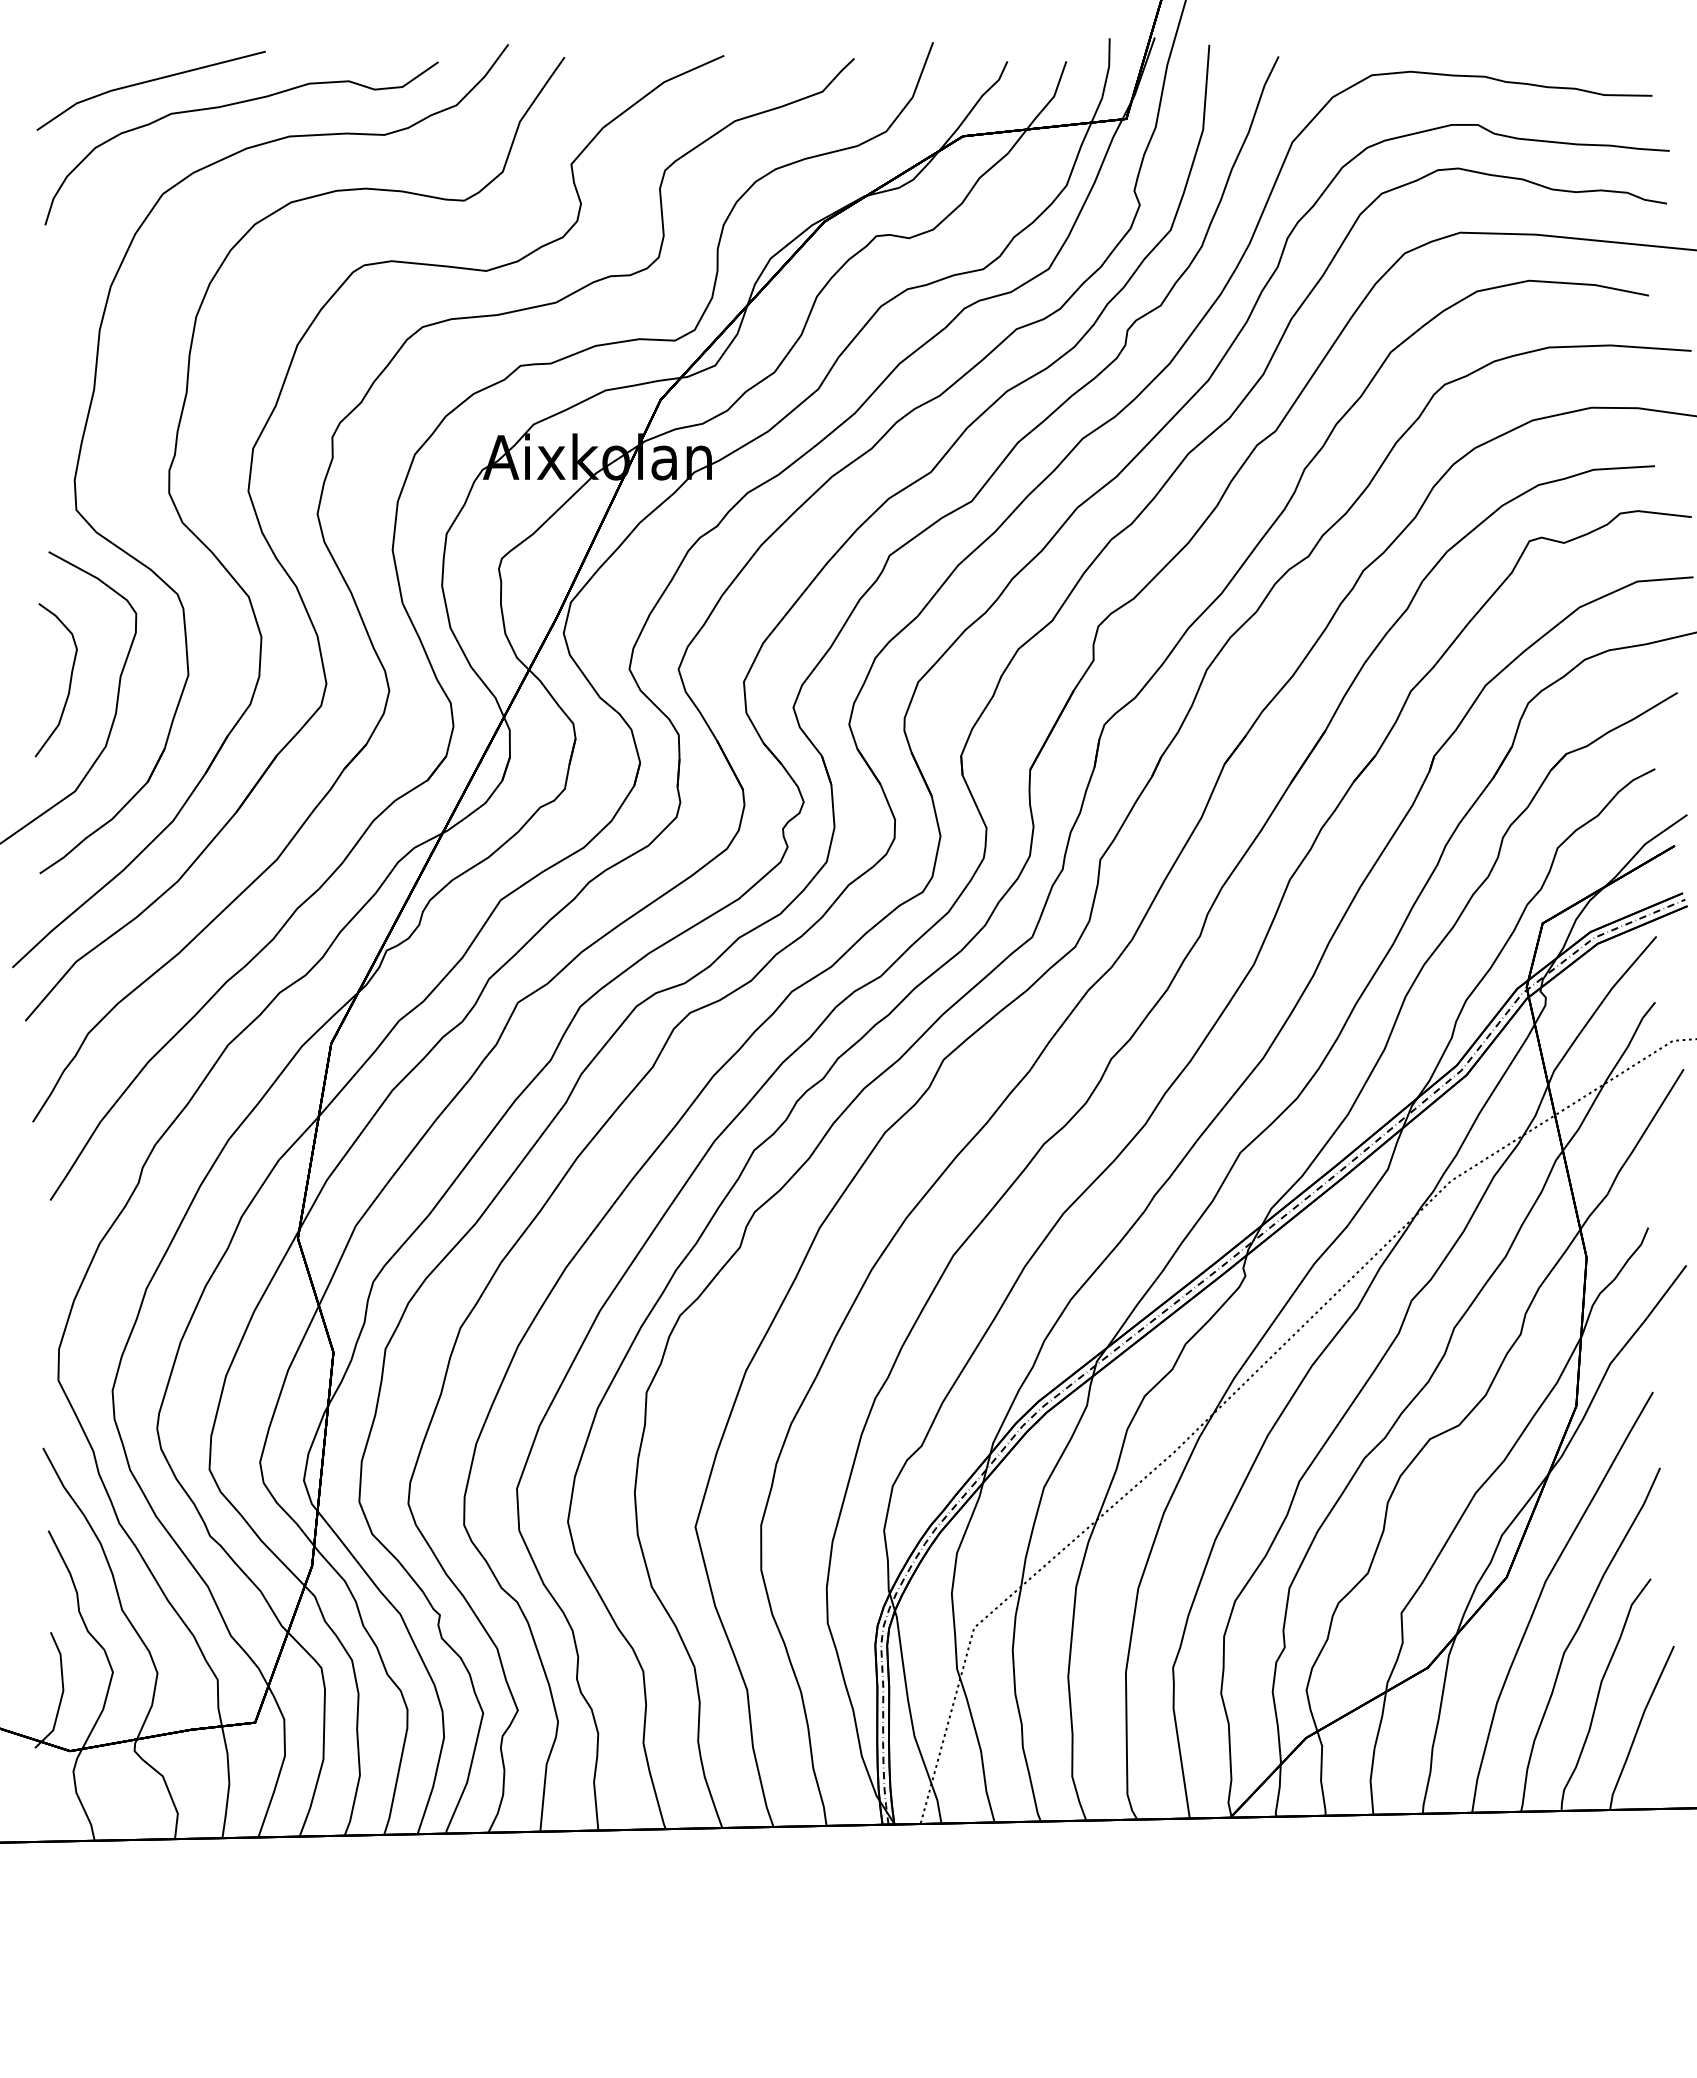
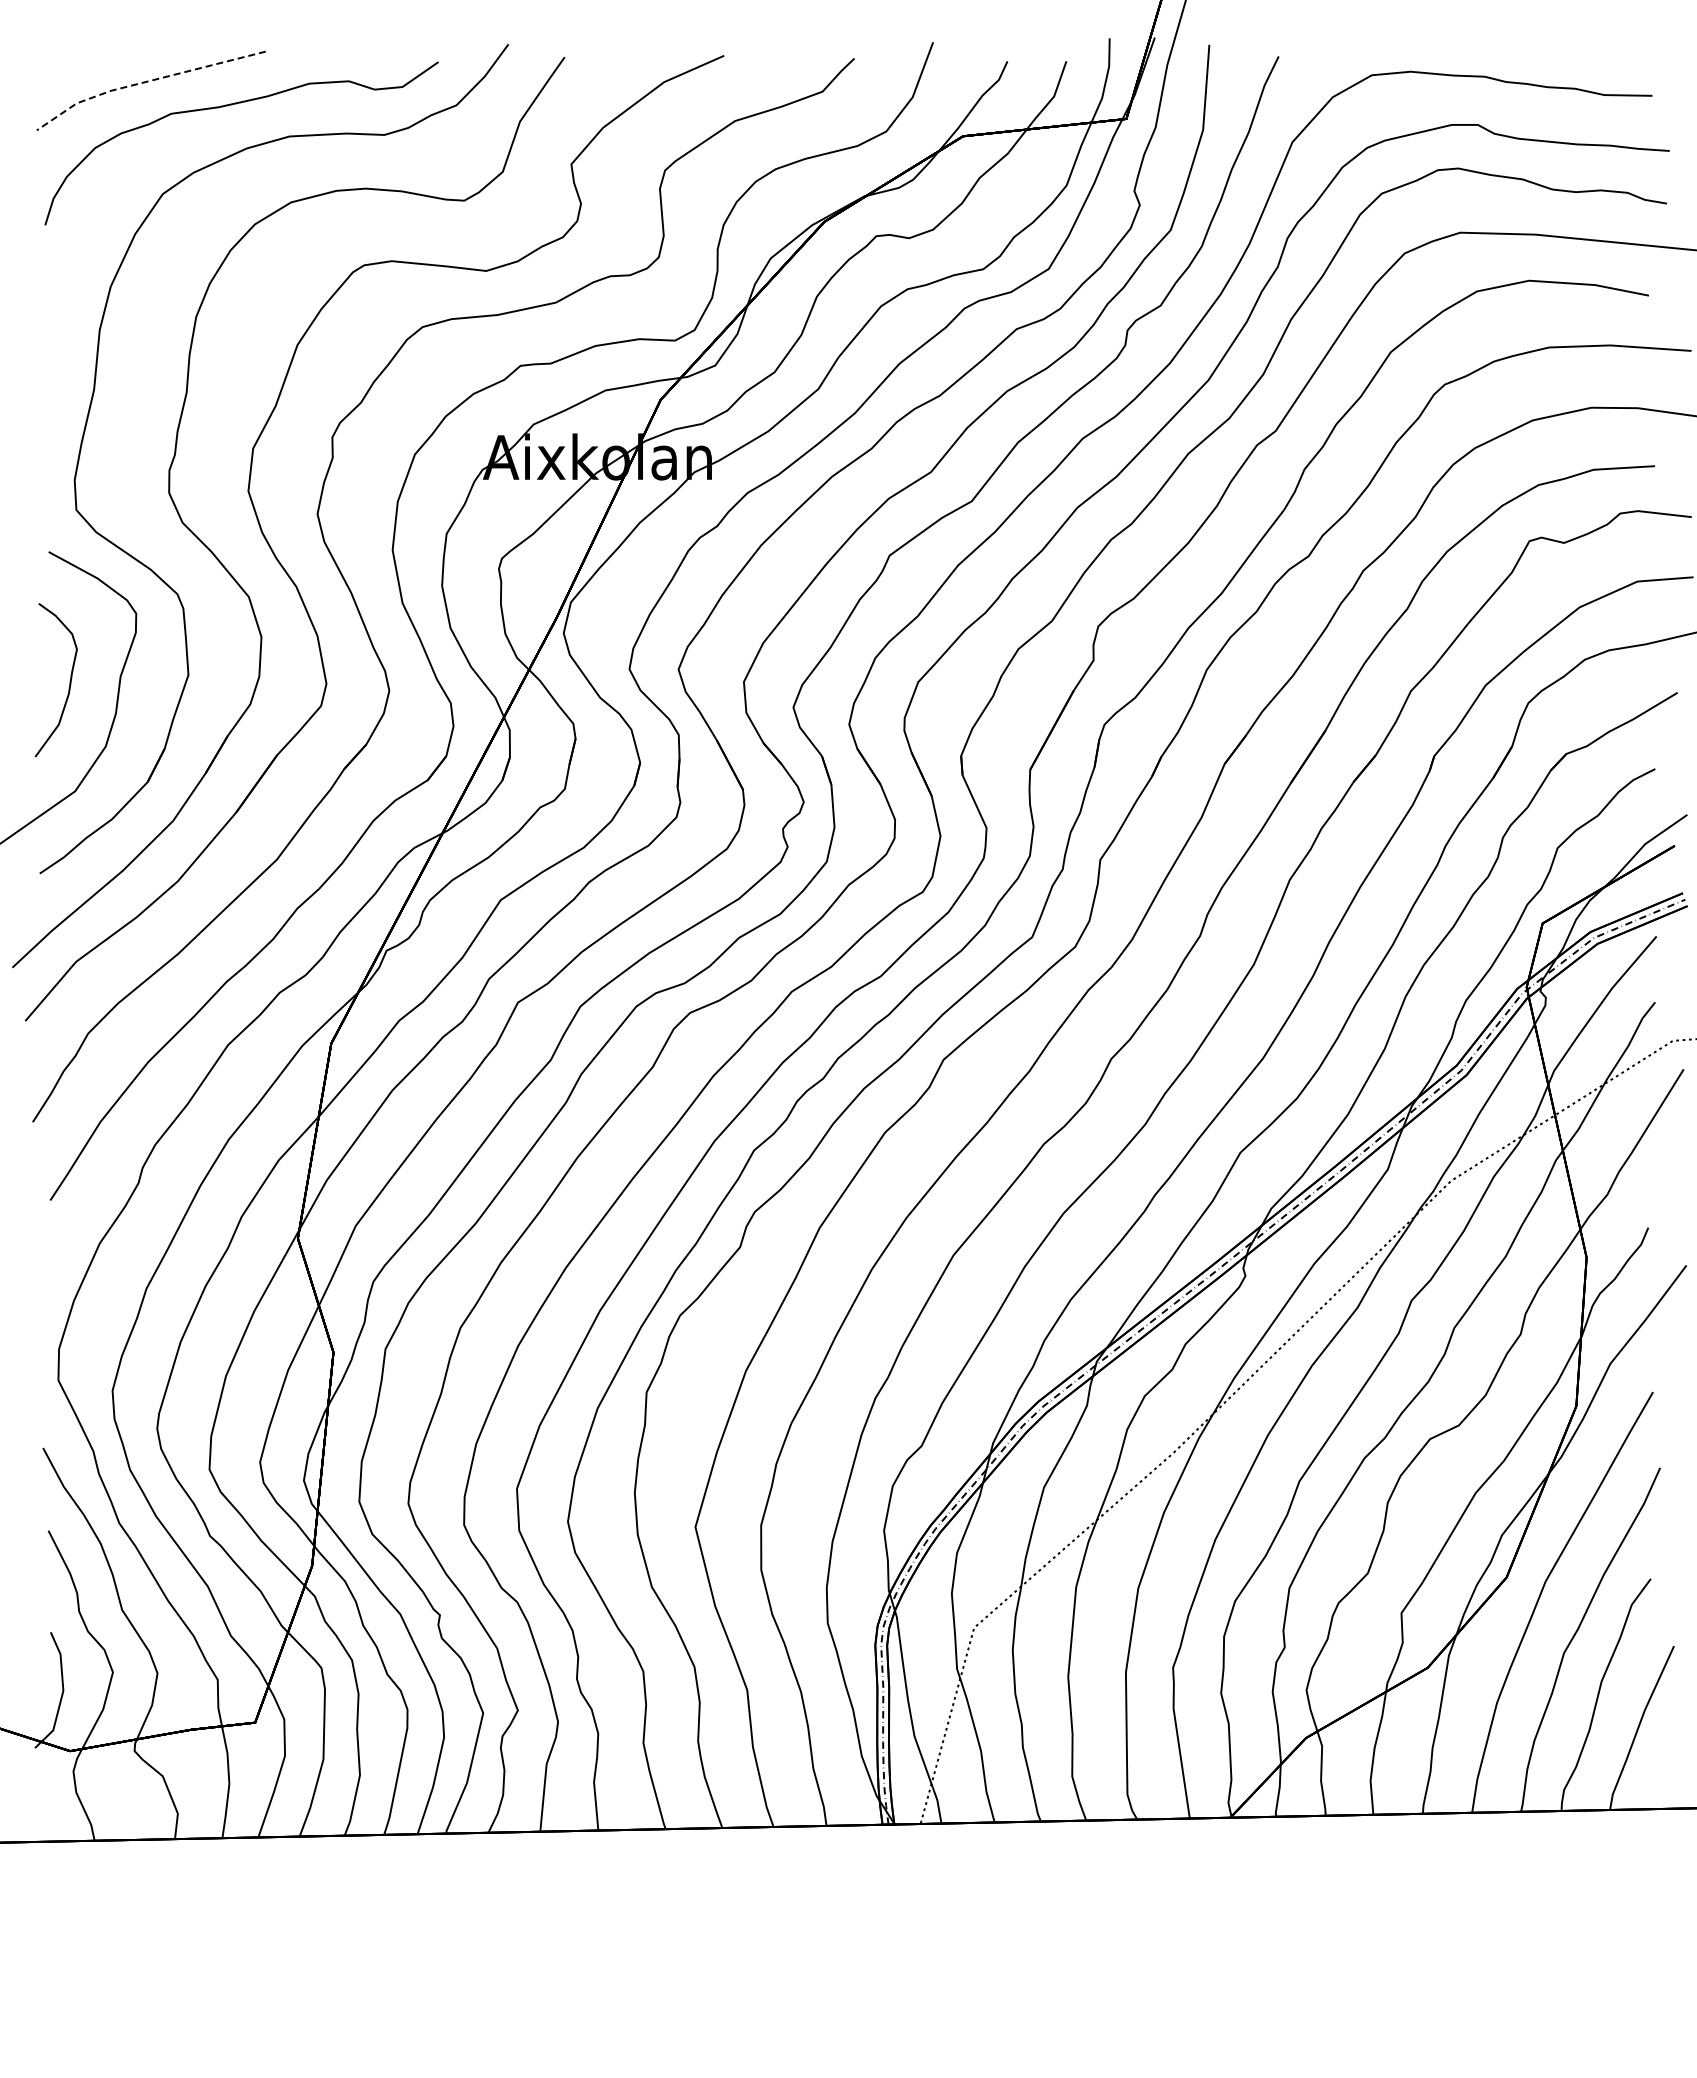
line: solid -> dashed (145, 82)
